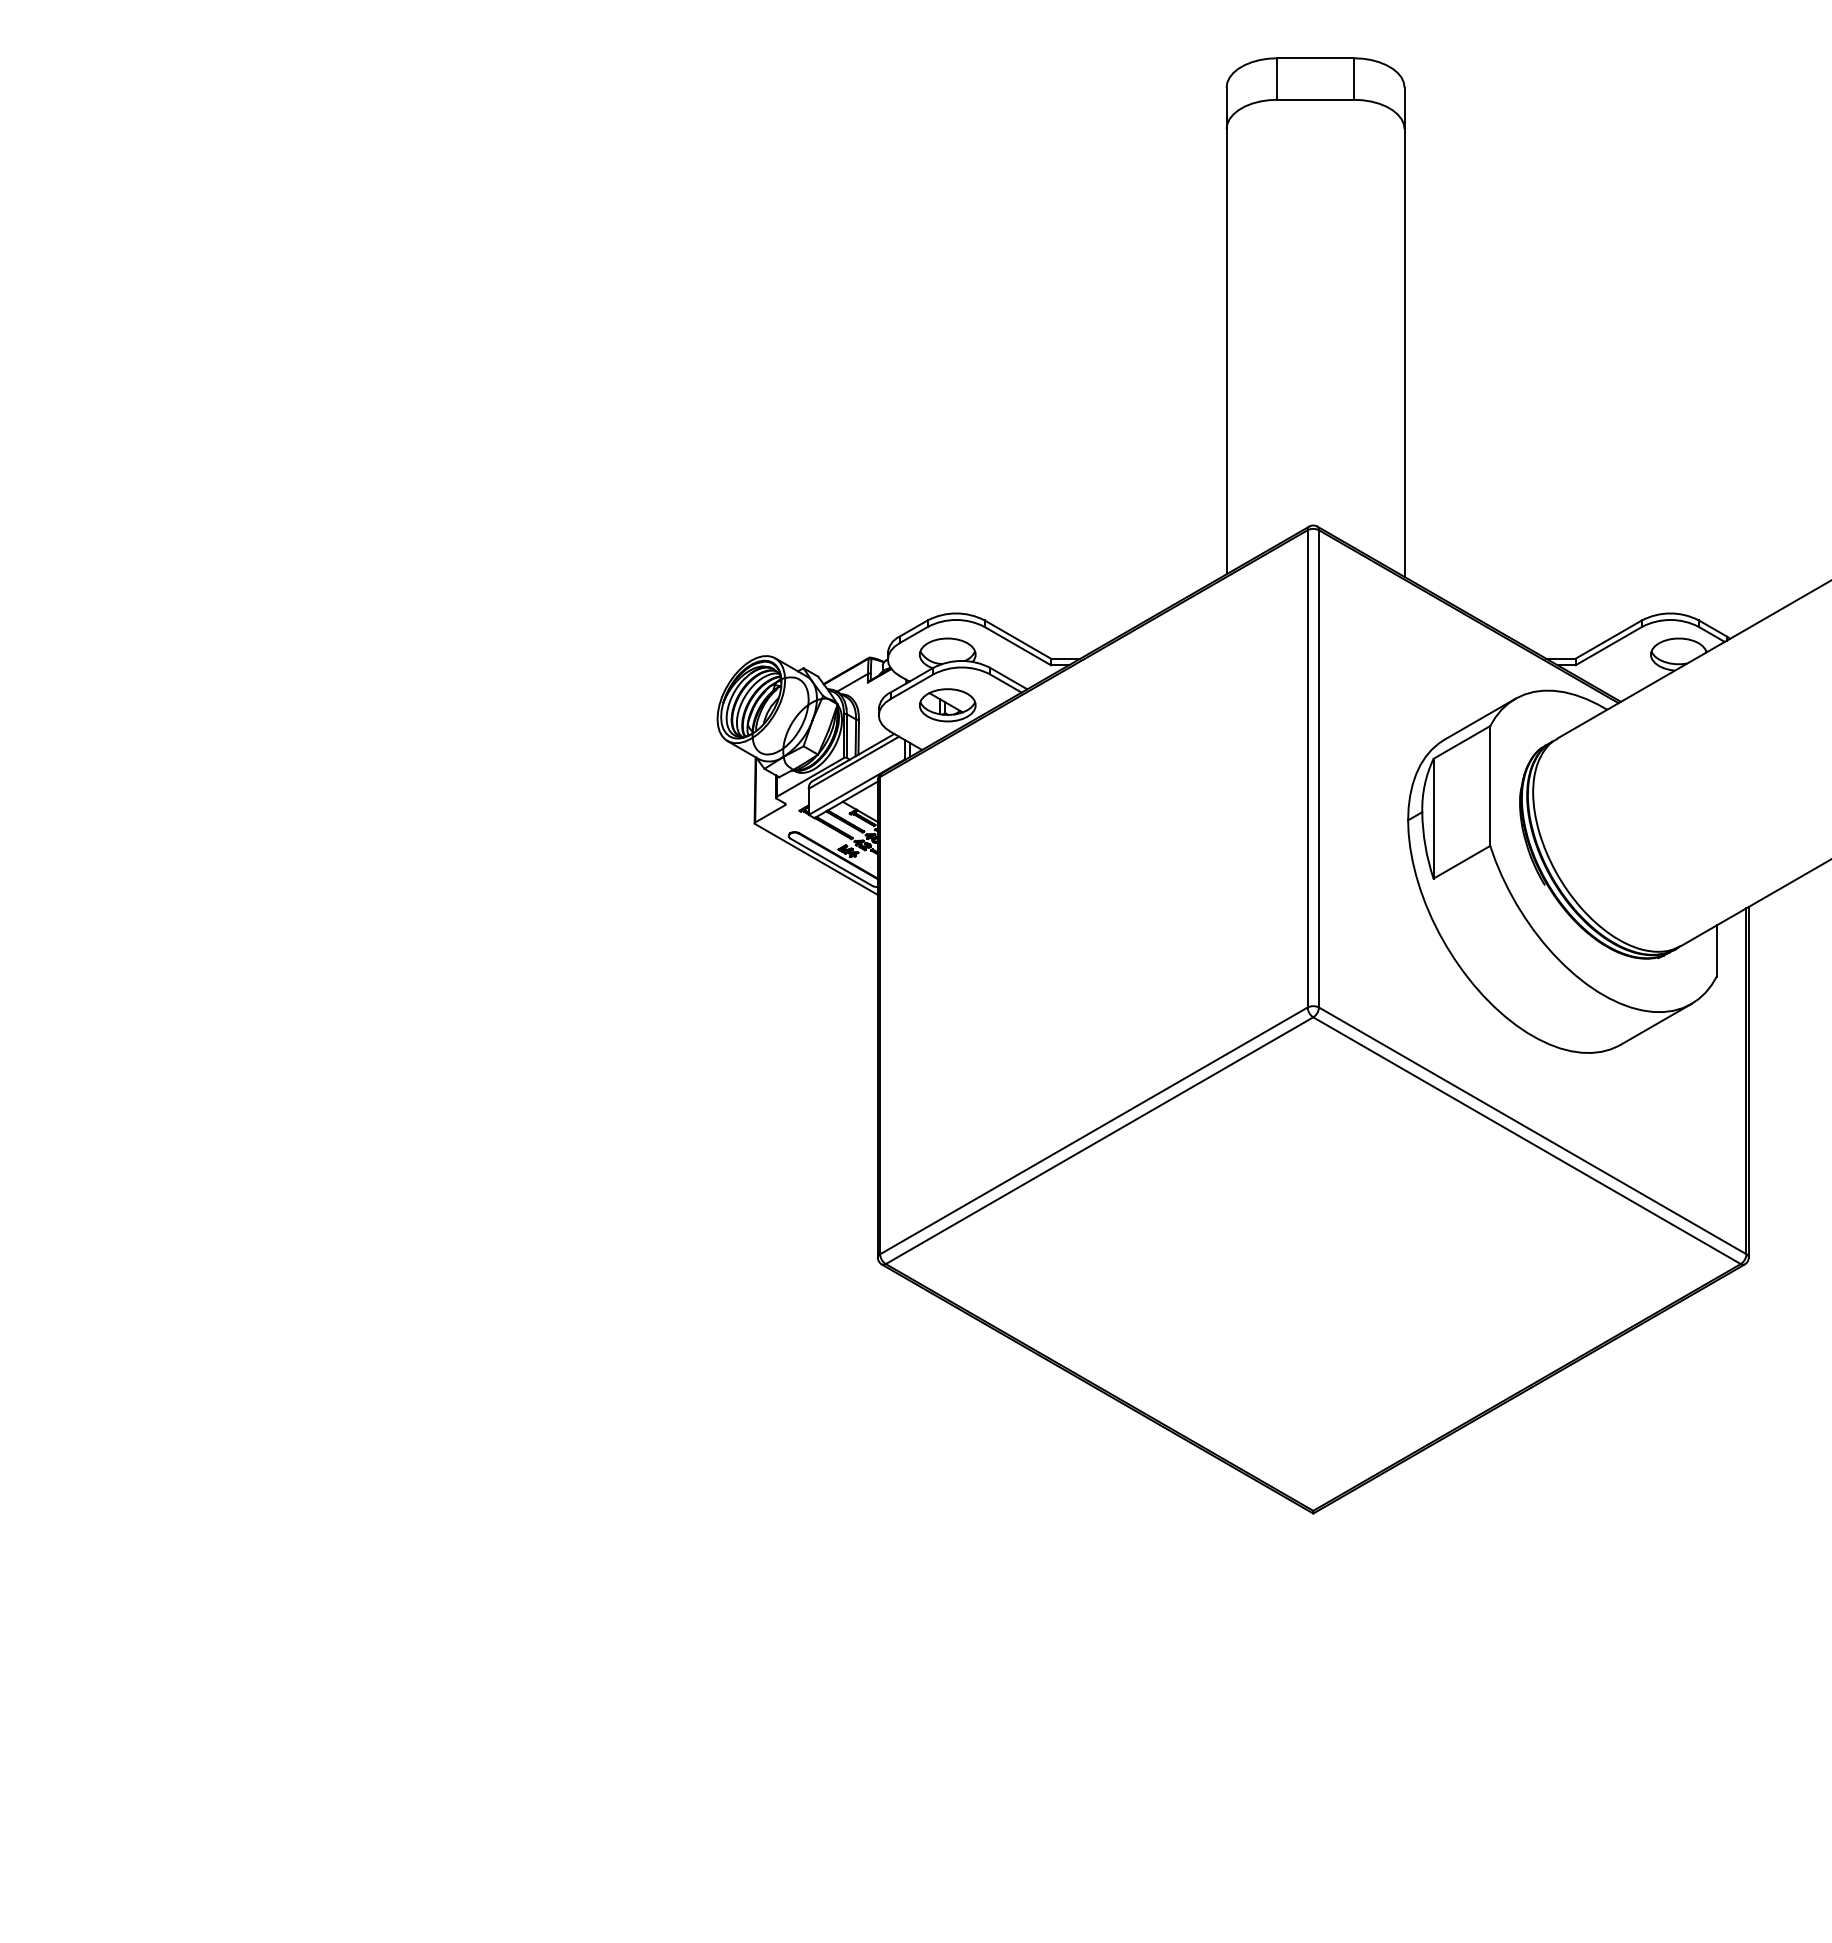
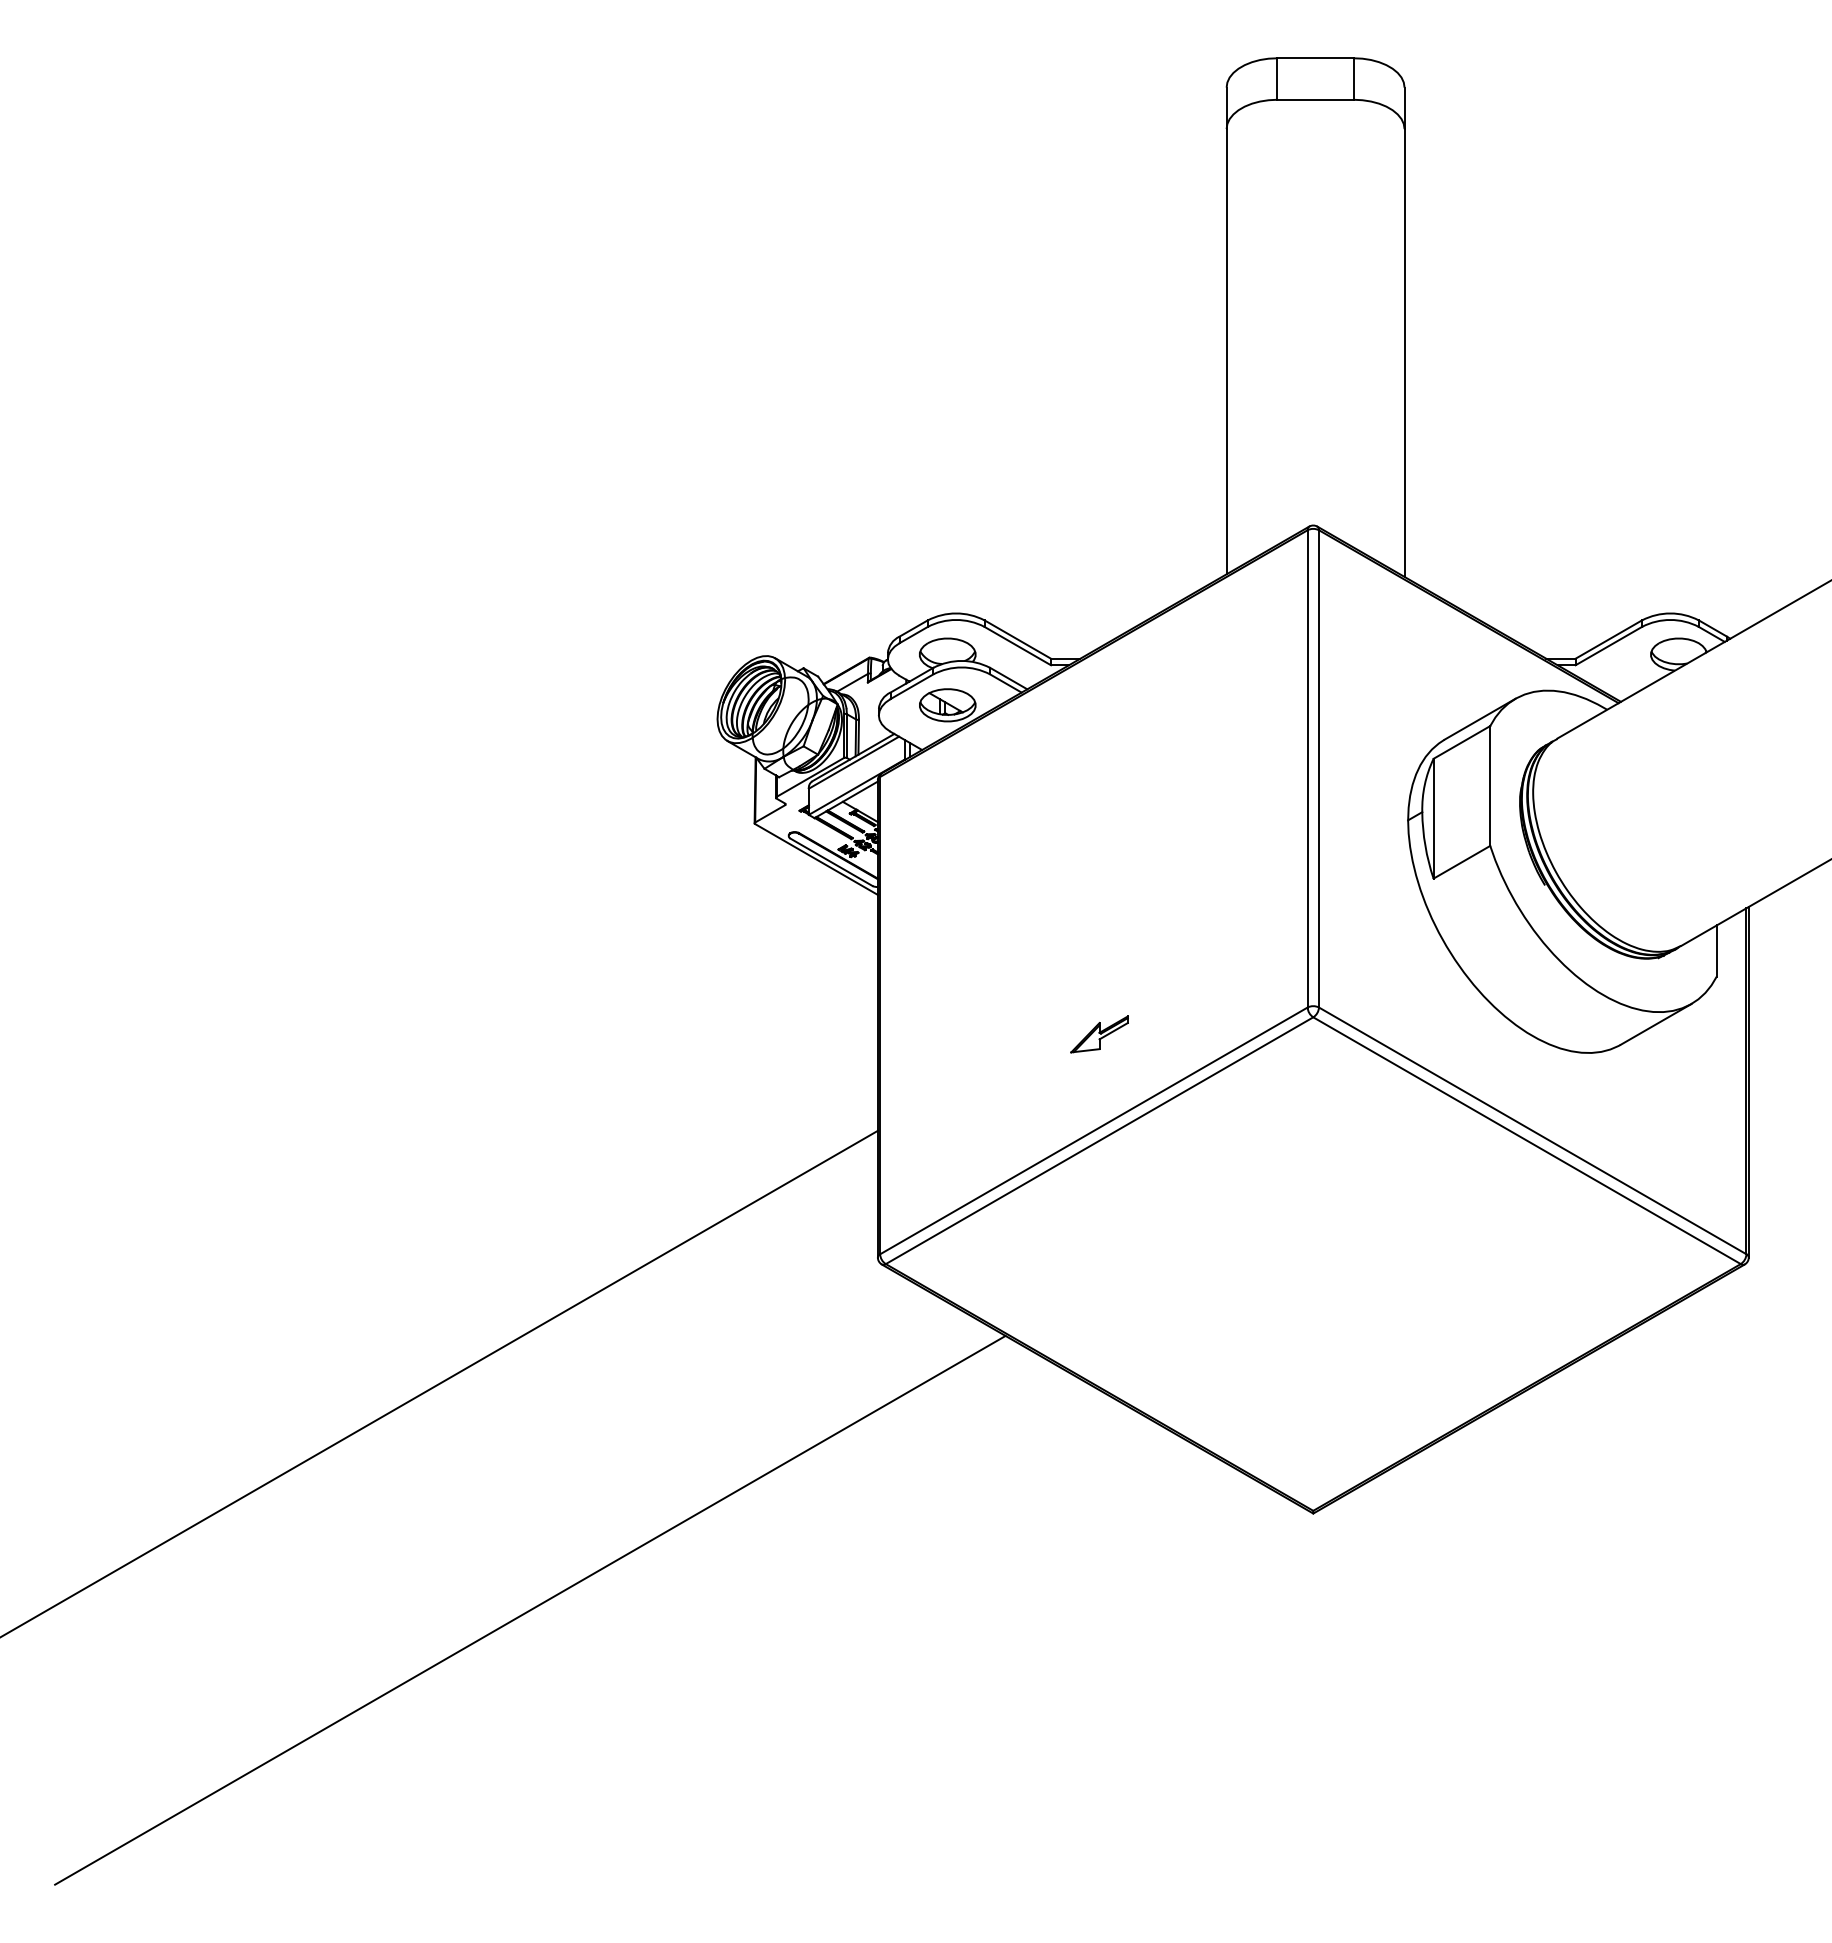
part: none -> present (1099, 1034)
line: none -> present (439, 1383)
line: none -> present (530, 1609)
